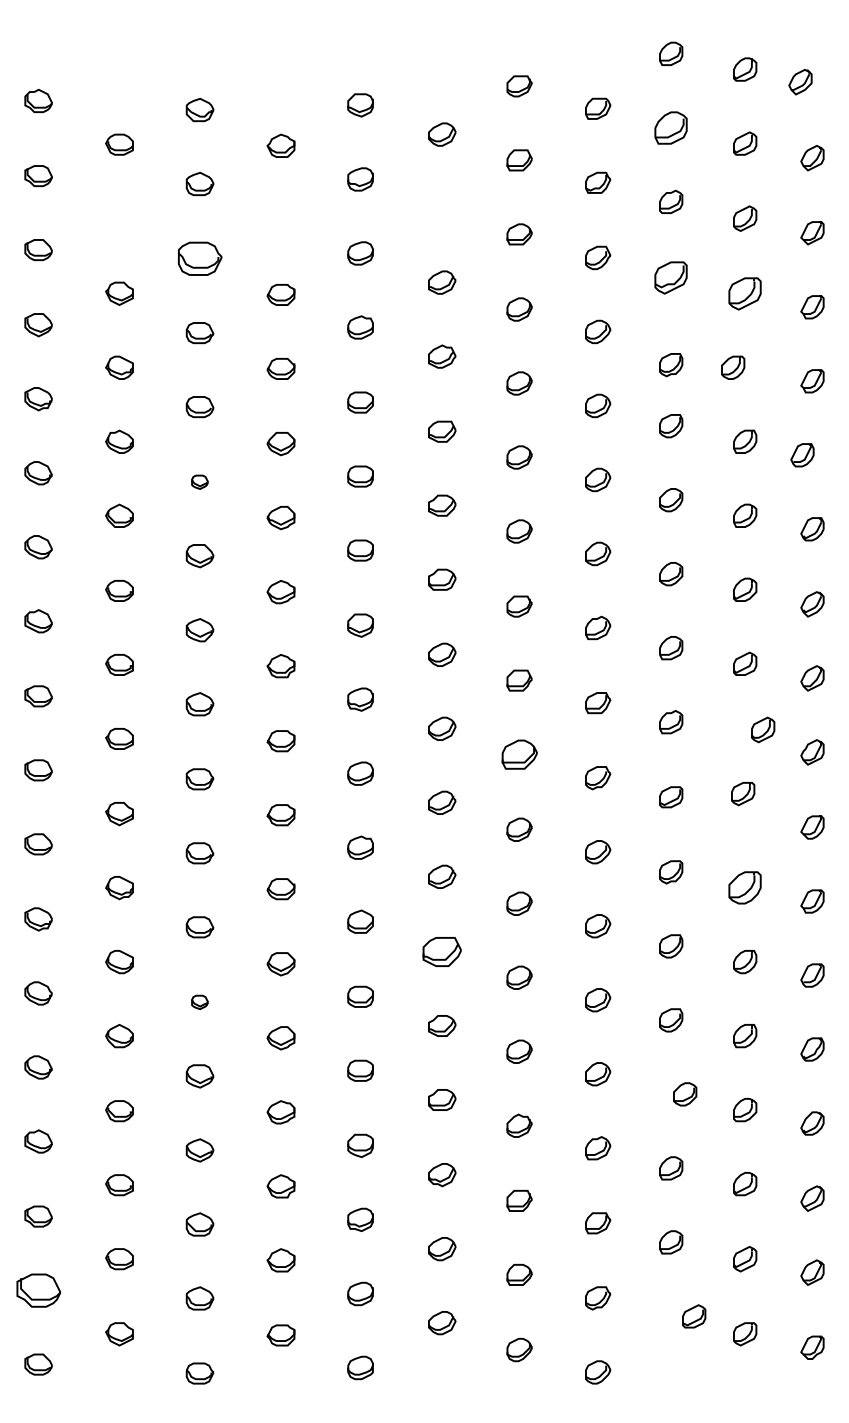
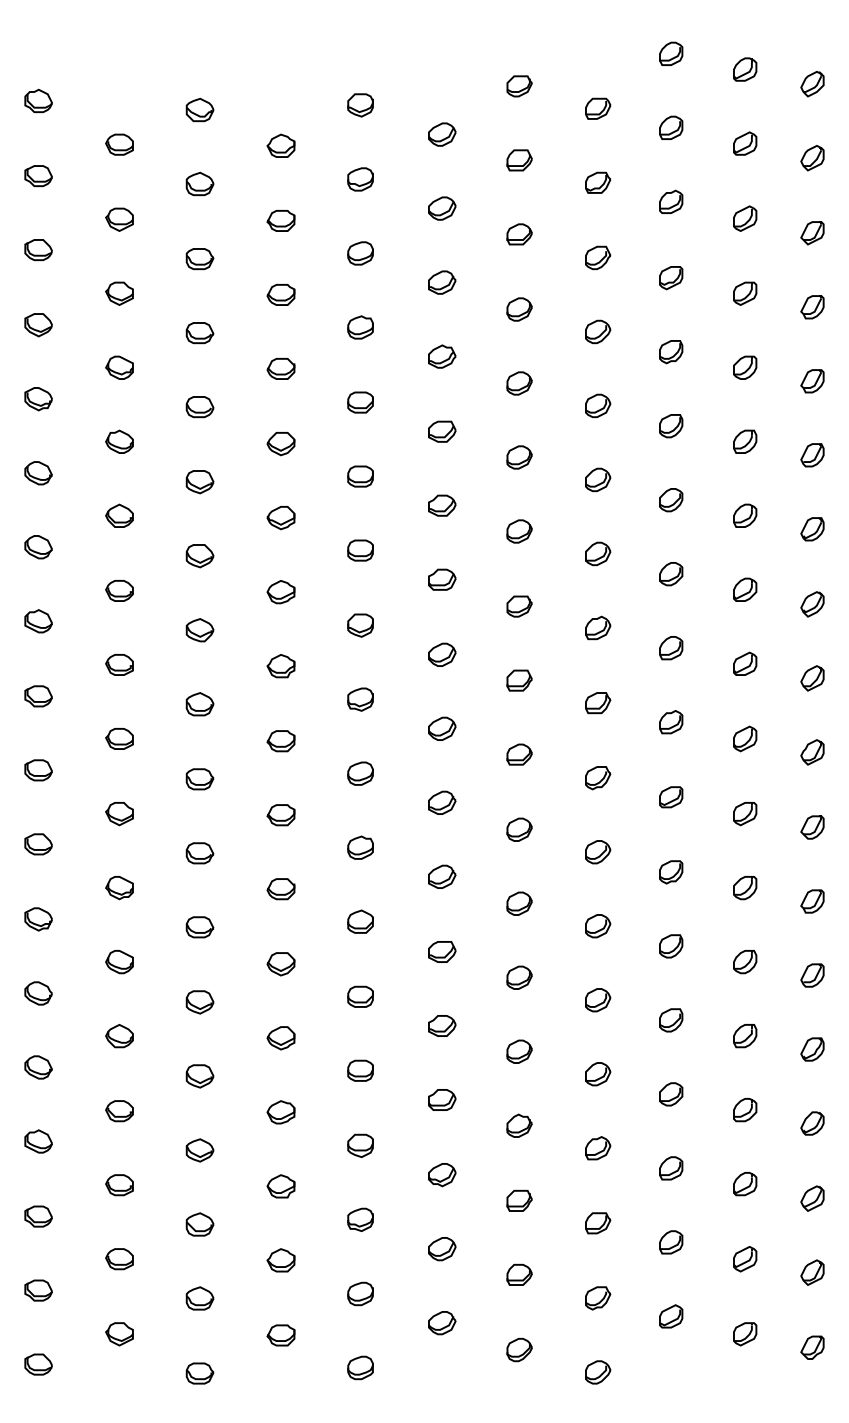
part position: (800, 82) -> (812, 84) (812, 84)
part size: 34x34 px -> 25x25 px (671, 127)
part: none -> present (442, 208)
part: none -> present (119, 219)
part: none -> present (280, 220)
part size: 45x35 px -> 30x23 px (199, 259)
part size: 34x34 px -> 25x25 px (671, 278)
part size: 34x34 px -> 25x25 px (745, 293)
part position: (671, 365) -> (671, 352) (671, 352)
part position: (733, 367) -> (745, 367) (745, 367)
part position: (802, 455) -> (812, 455) (812, 455)
part size: 18x16 px -> 30x25 px (199, 482)
part position: (763, 729) -> (745, 738) (745, 738)
part size: 37x31 px -> 27x23 px (519, 754)
part position: (743, 794) -> (745, 814) (745, 814)
part size: 34x34 px -> 25x25 px (745, 888)
part size: 40x30 px -> 29x22 px (442, 951)
part size: 18x16 px -> 30x25 px (199, 1002)
part position: (685, 1094) -> (671, 1094) (671, 1094)
part size: 45x35 px -> 29x23 px (38, 1290)
part position: (694, 1316) -> (671, 1316) (671, 1316)
